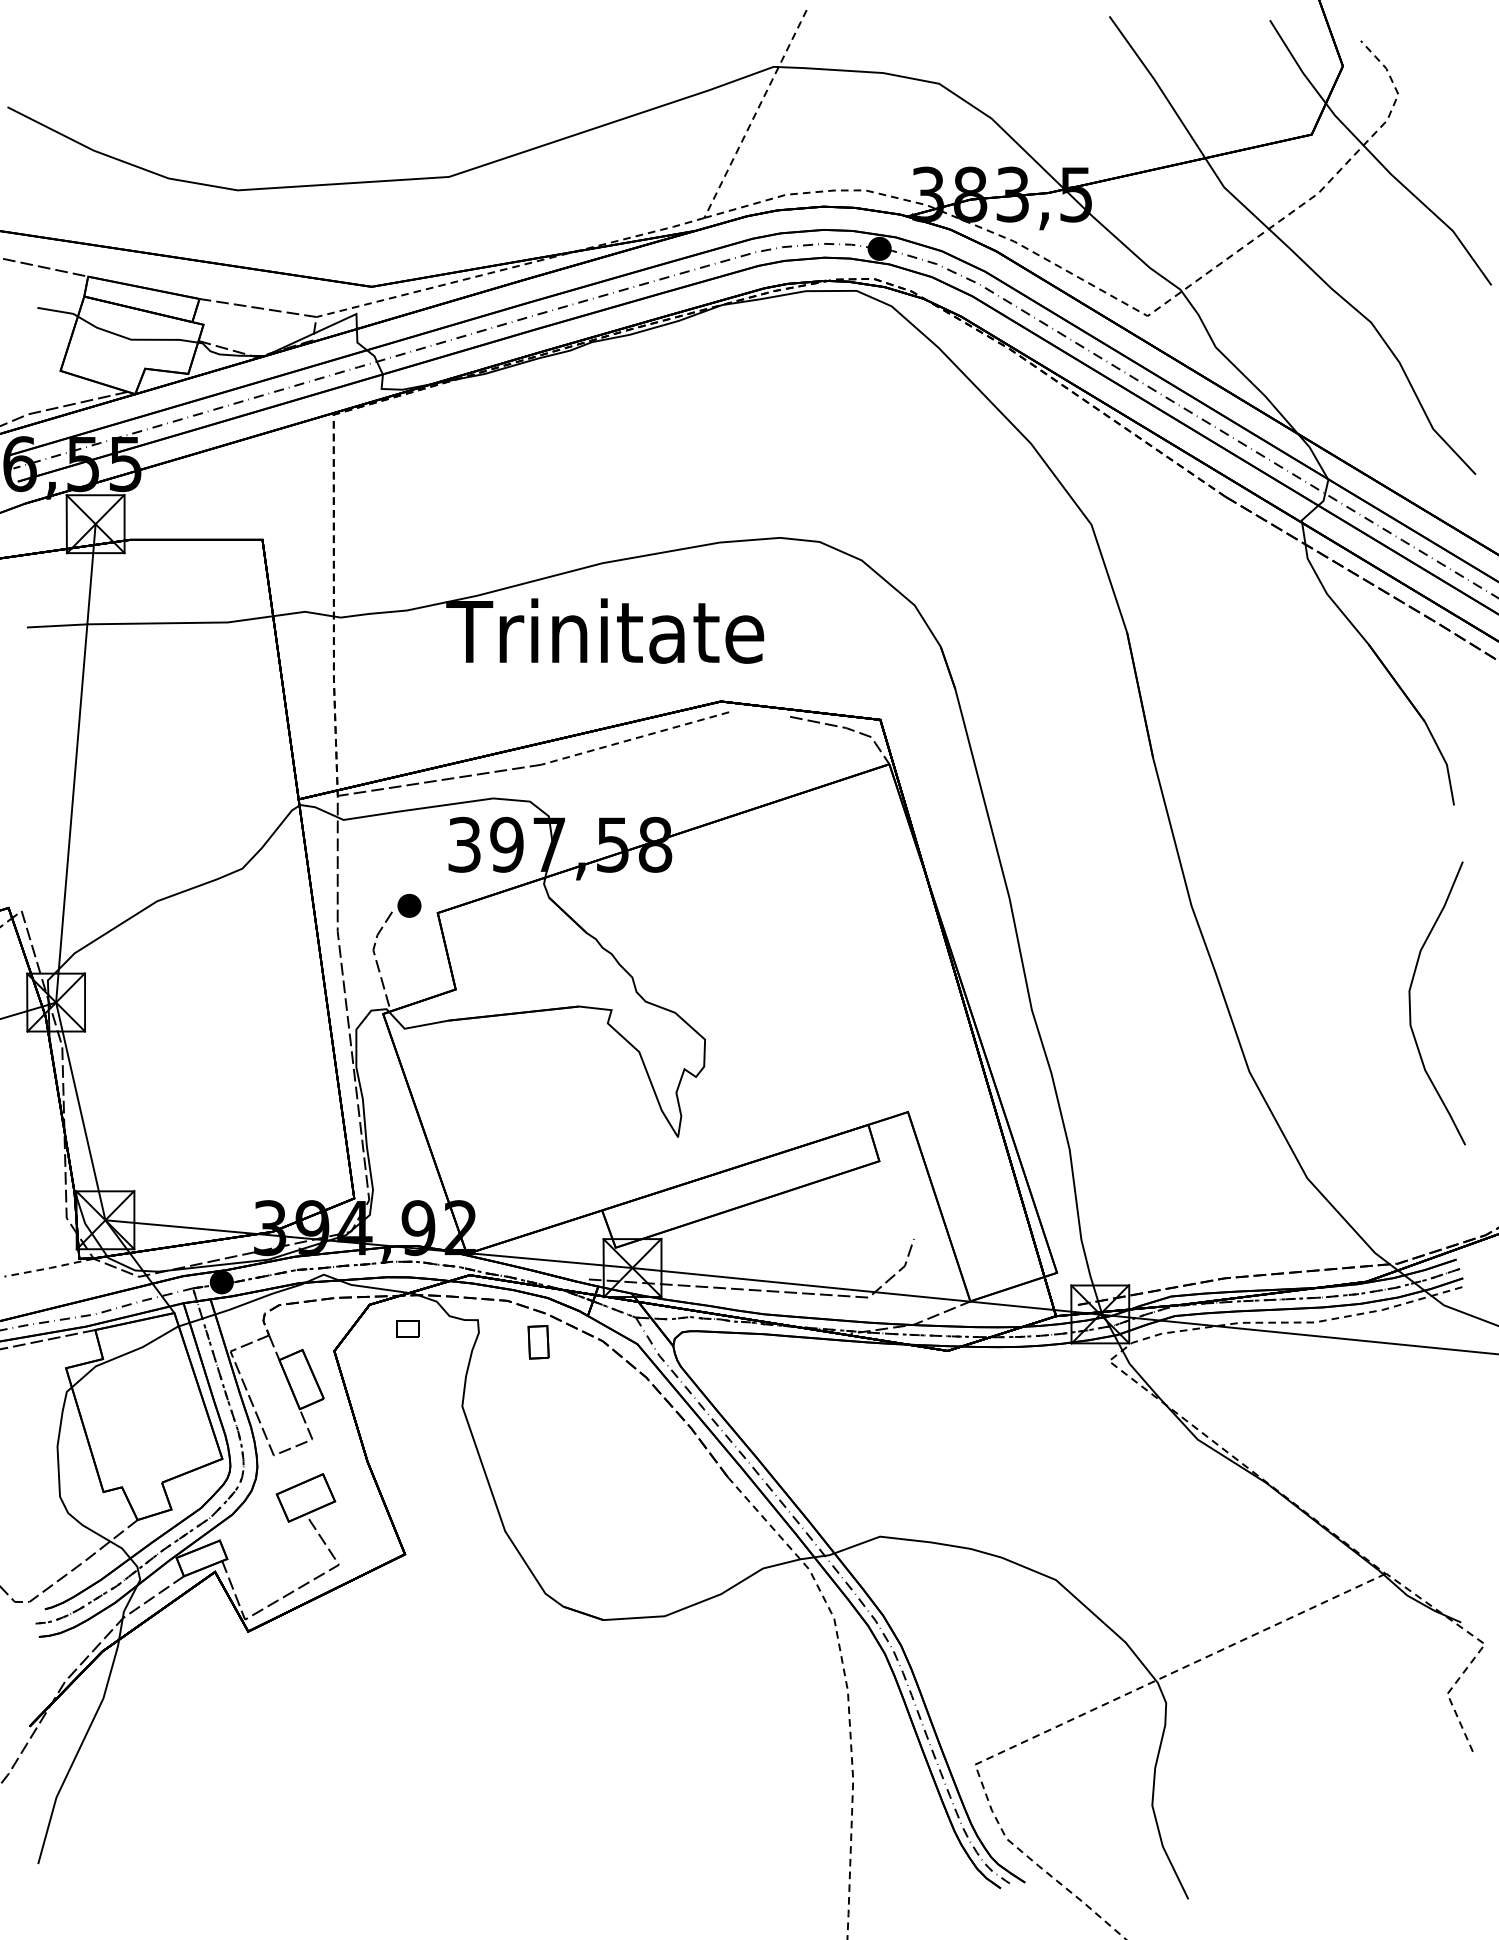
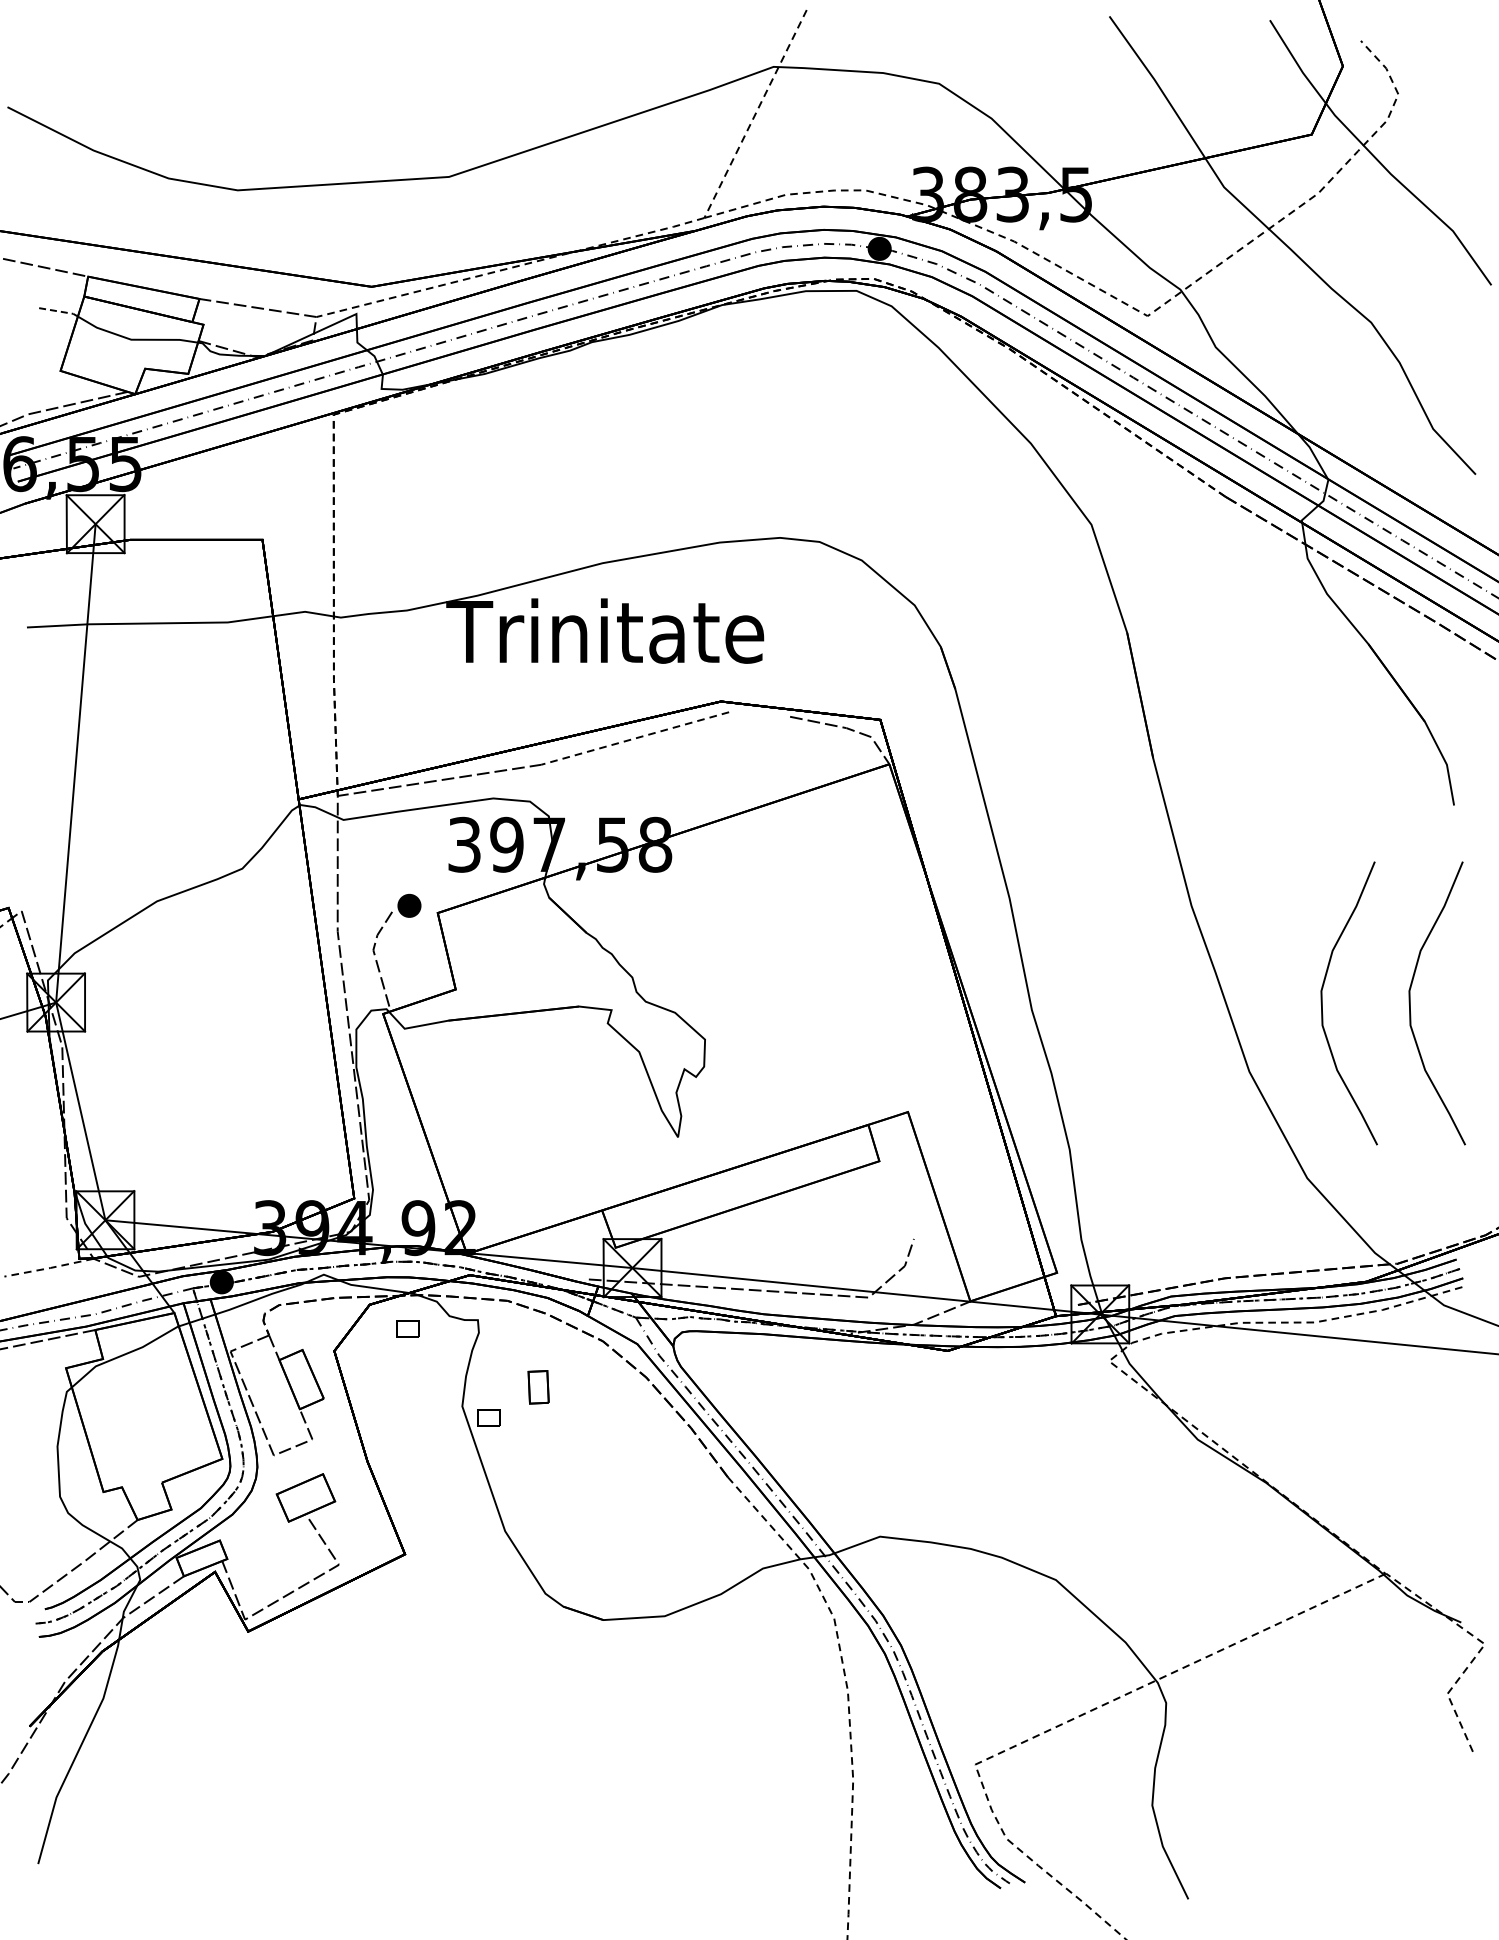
line: solid -> dashed (58, 311)
curve: none -> present (1322, 1003)
part position: (538, 1342) -> (538, 1387) (538, 1387)
part: none -> present (488, 1417)
